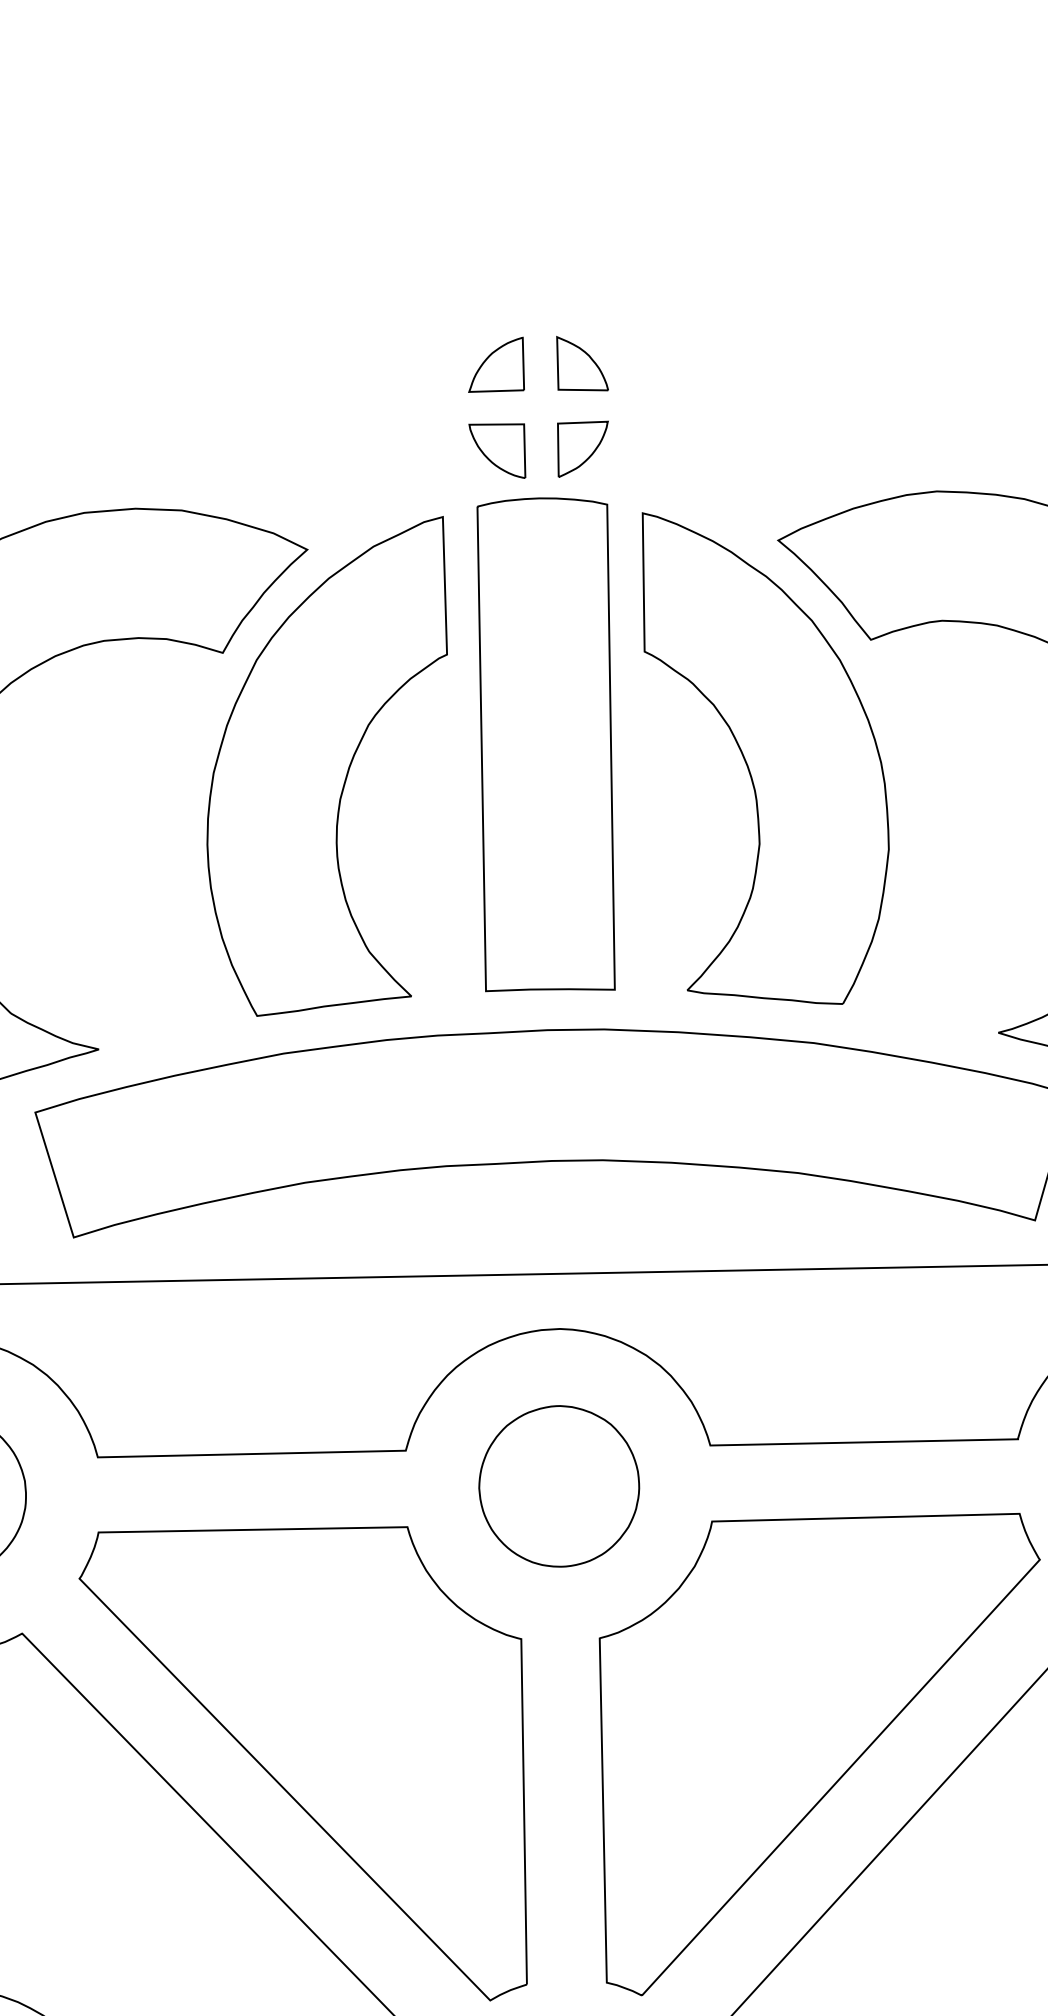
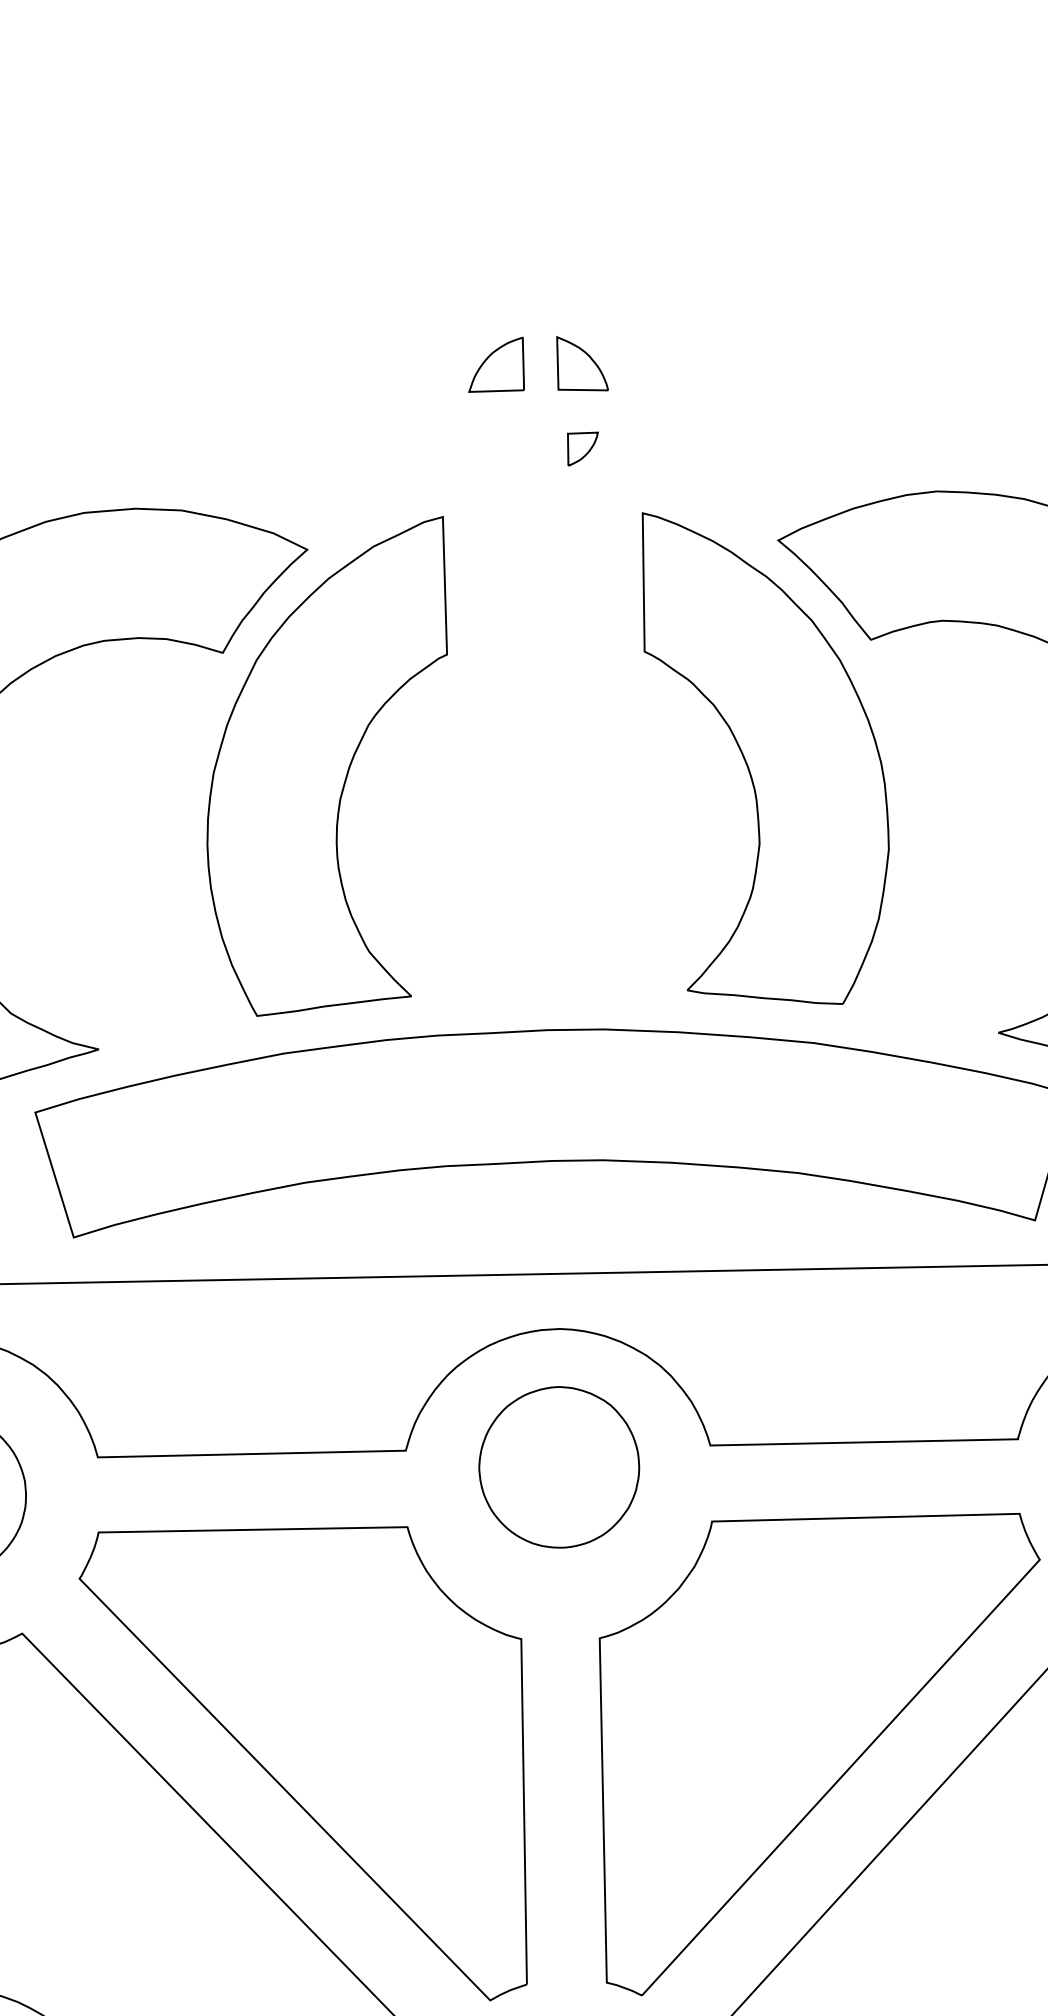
part size: 52x58 px -> 32x36 px (582, 448)
part: present -> none (497, 450)
part: present -> none (545, 744)
part position: (559, 1486) -> (559, 1467) (559, 1467)
